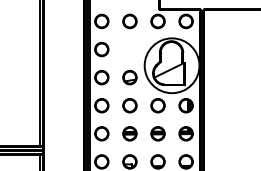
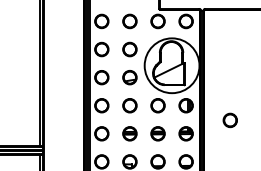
part: none -> present (129, 49)
part: none -> present (229, 120)
